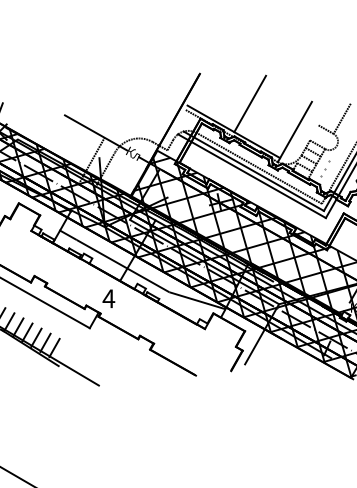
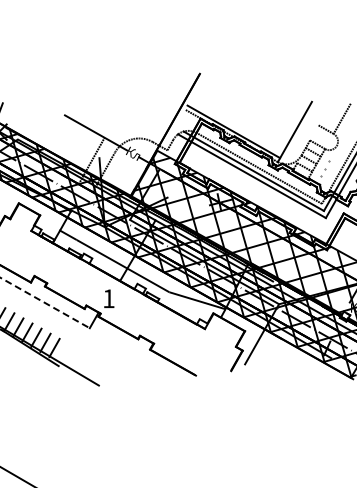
line: present -> none (250, 103)
text: 4 -> 1 (108, 298)
line: solid -> dashed (45, 303)
